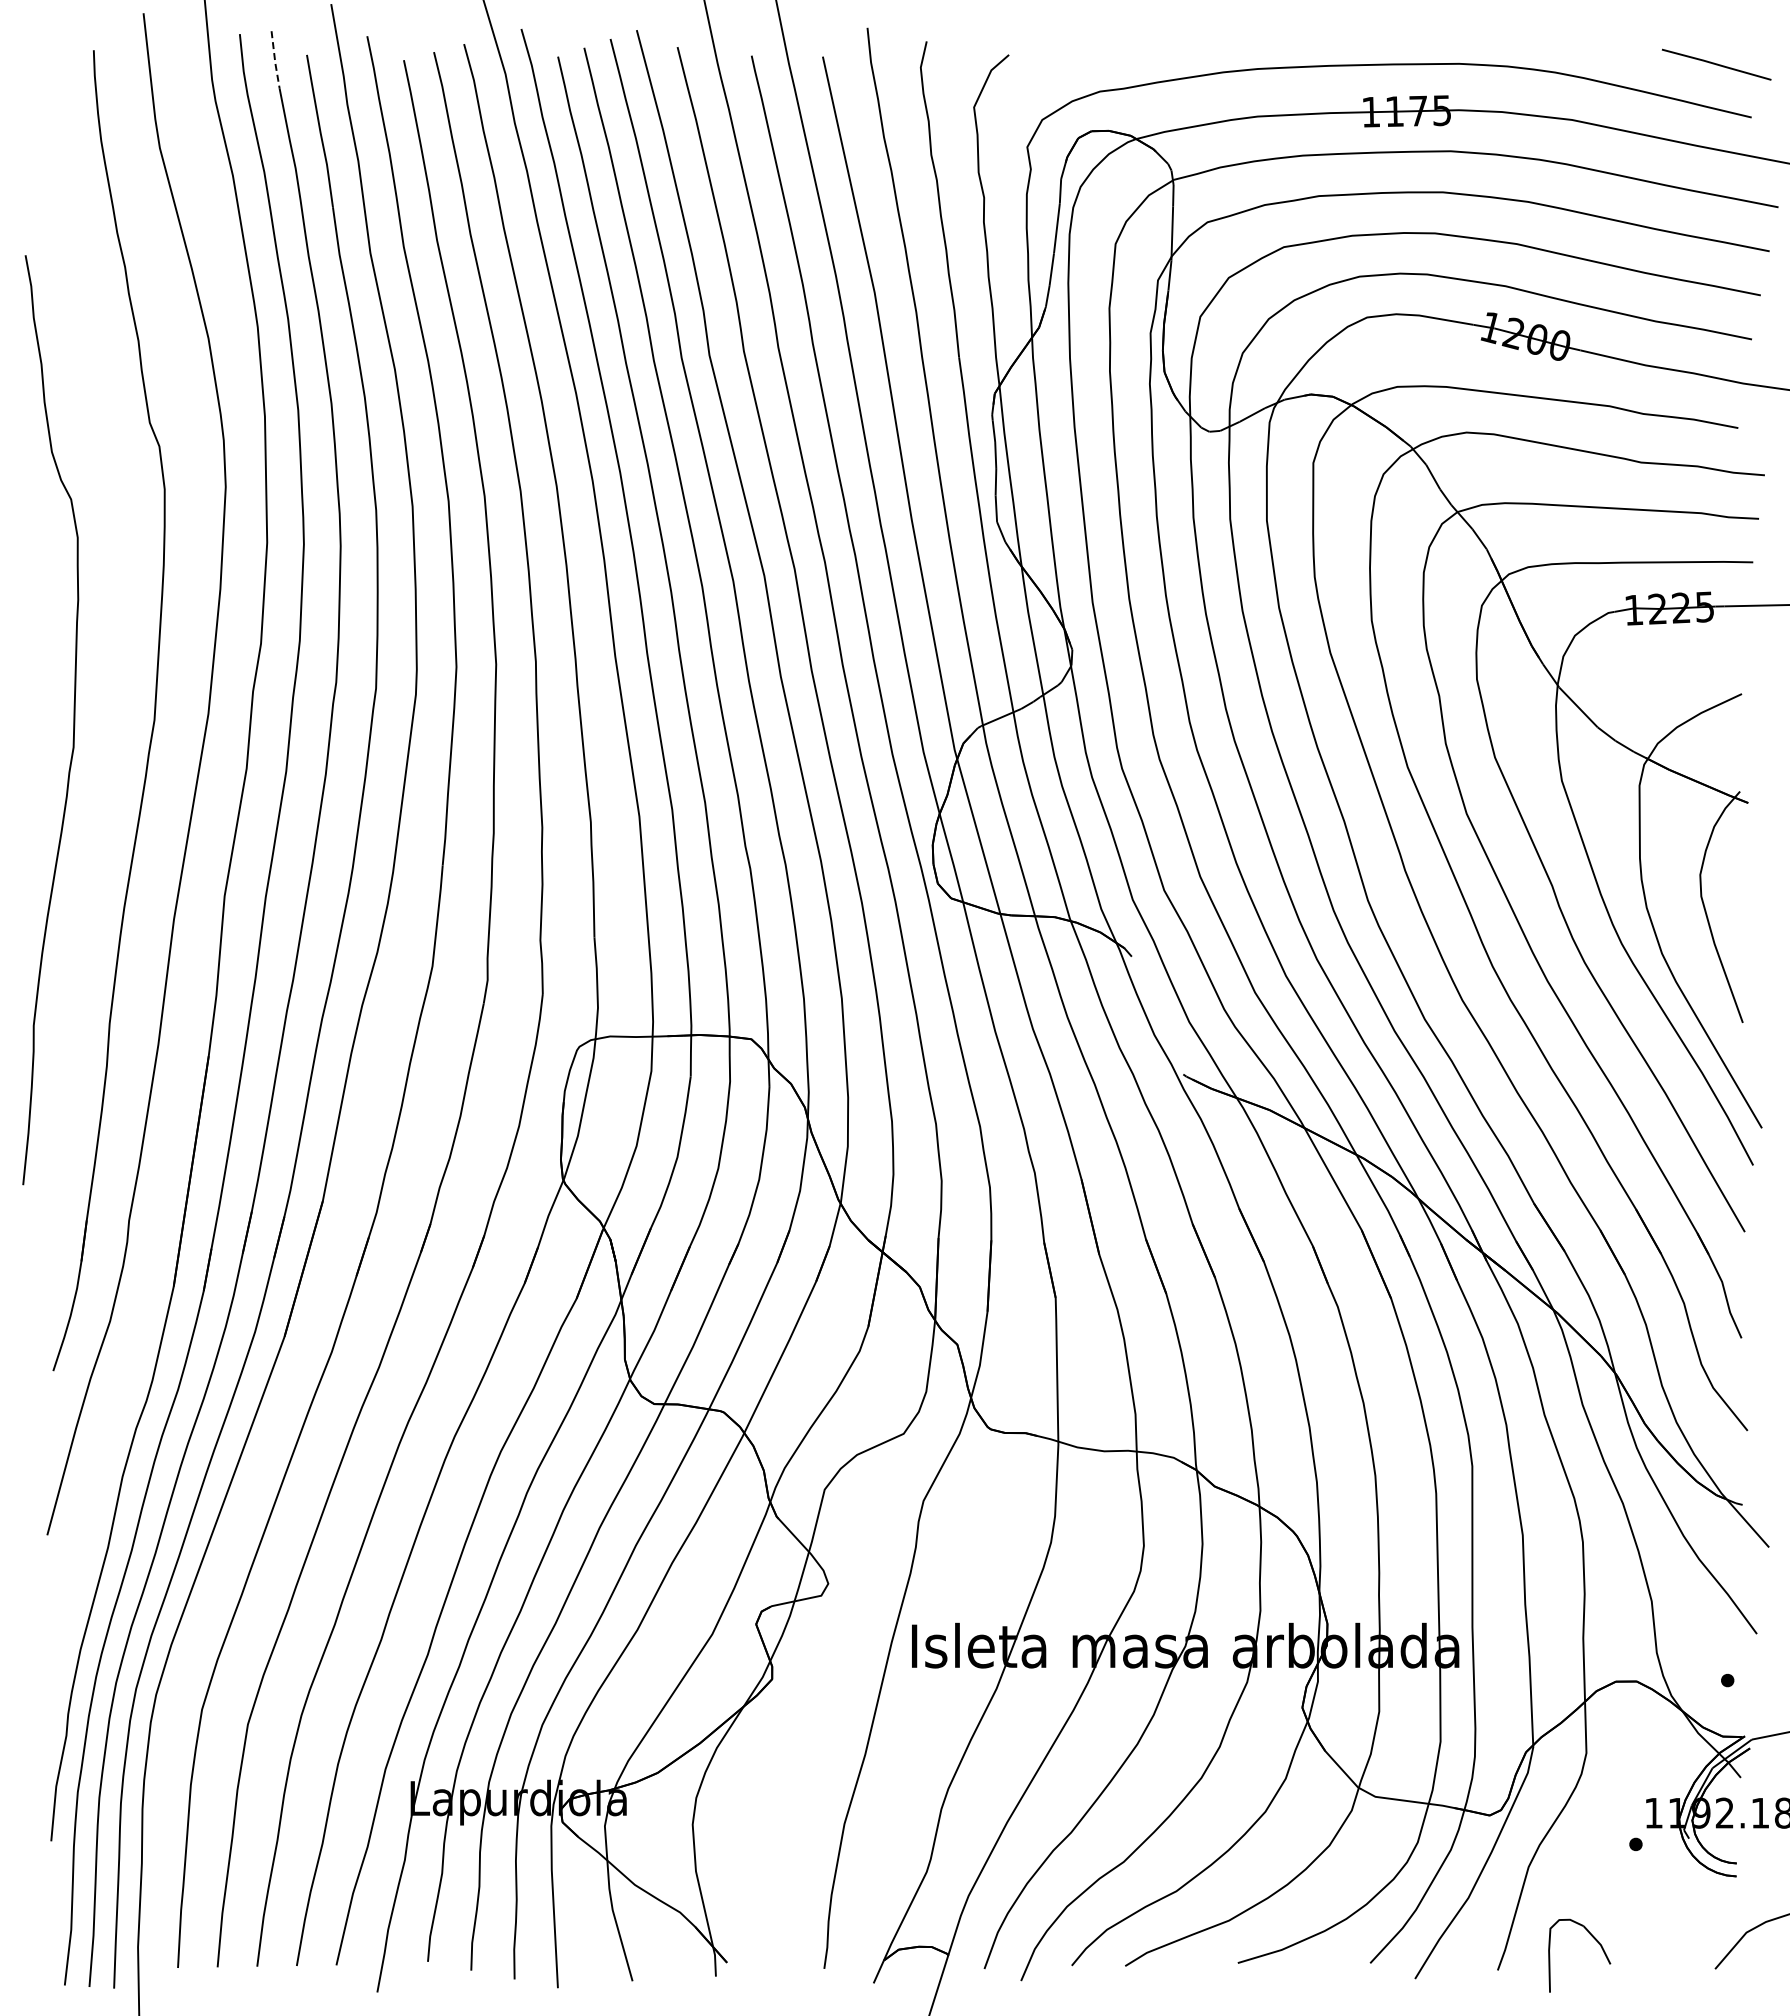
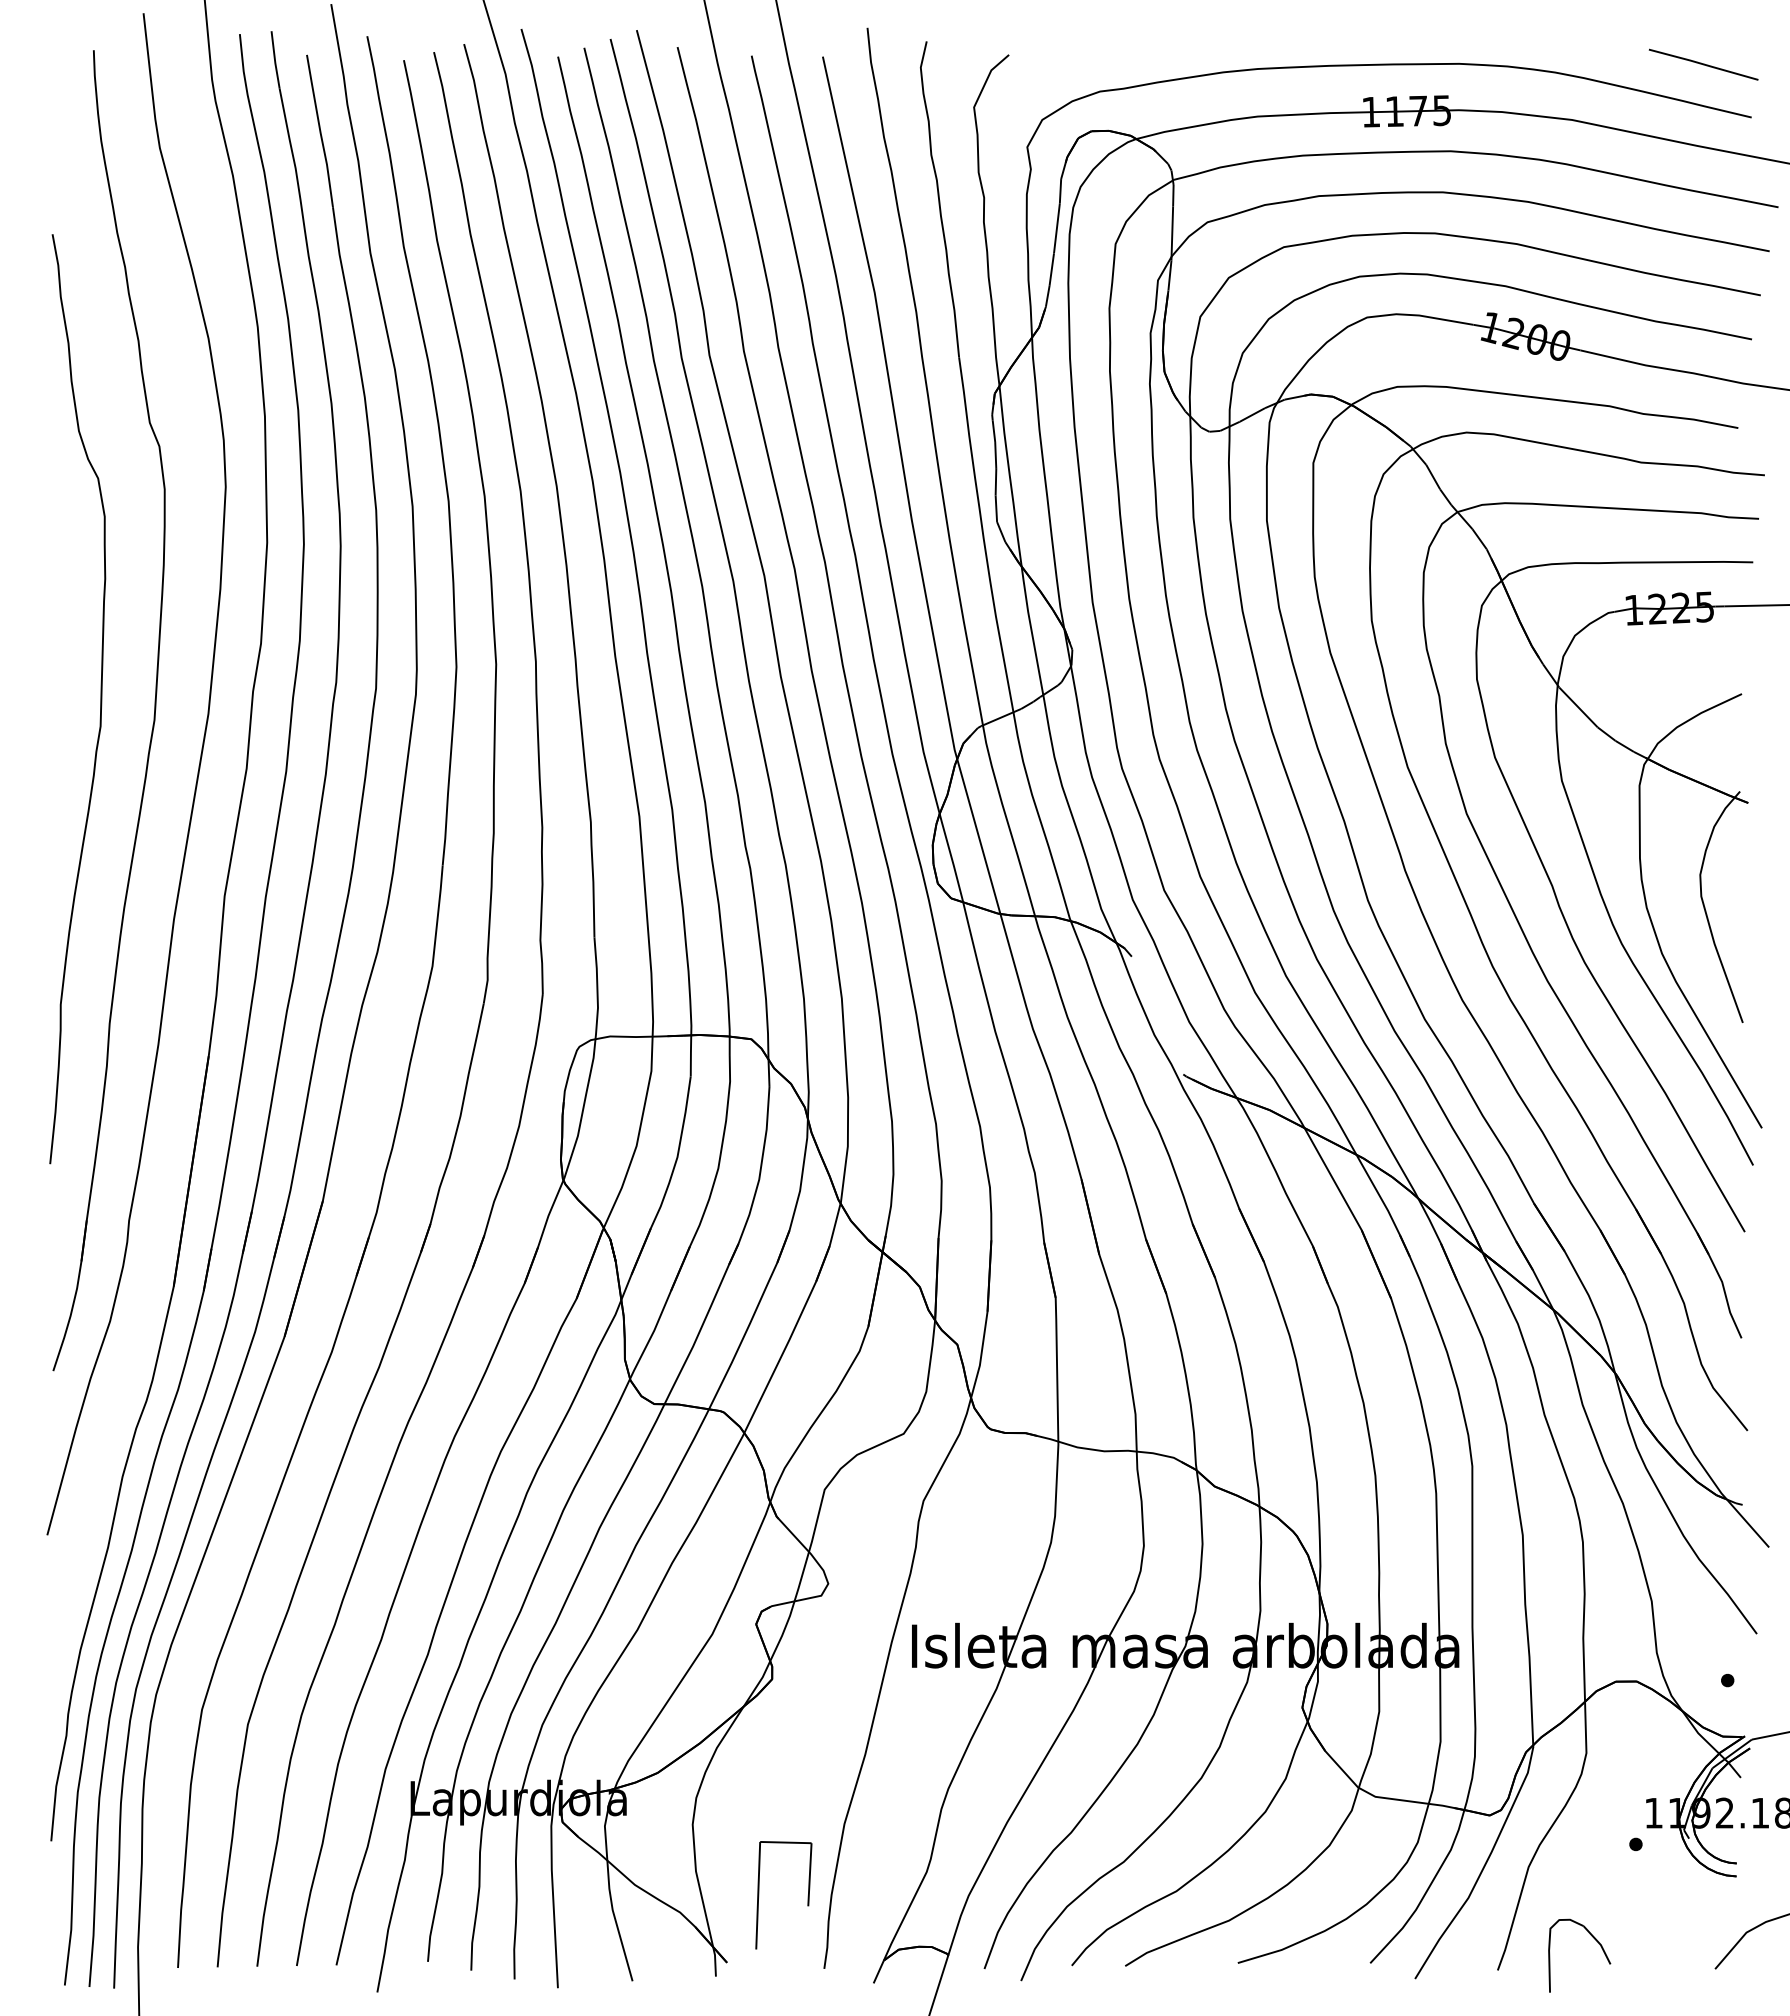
line: dashed -> solid (275, 60)
line position: (1716, 64) -> (1703, 64) (1703, 64)
curve position: (73, 720) -> (100, 699) (100, 699)
part: none -> present (759, 1895)
